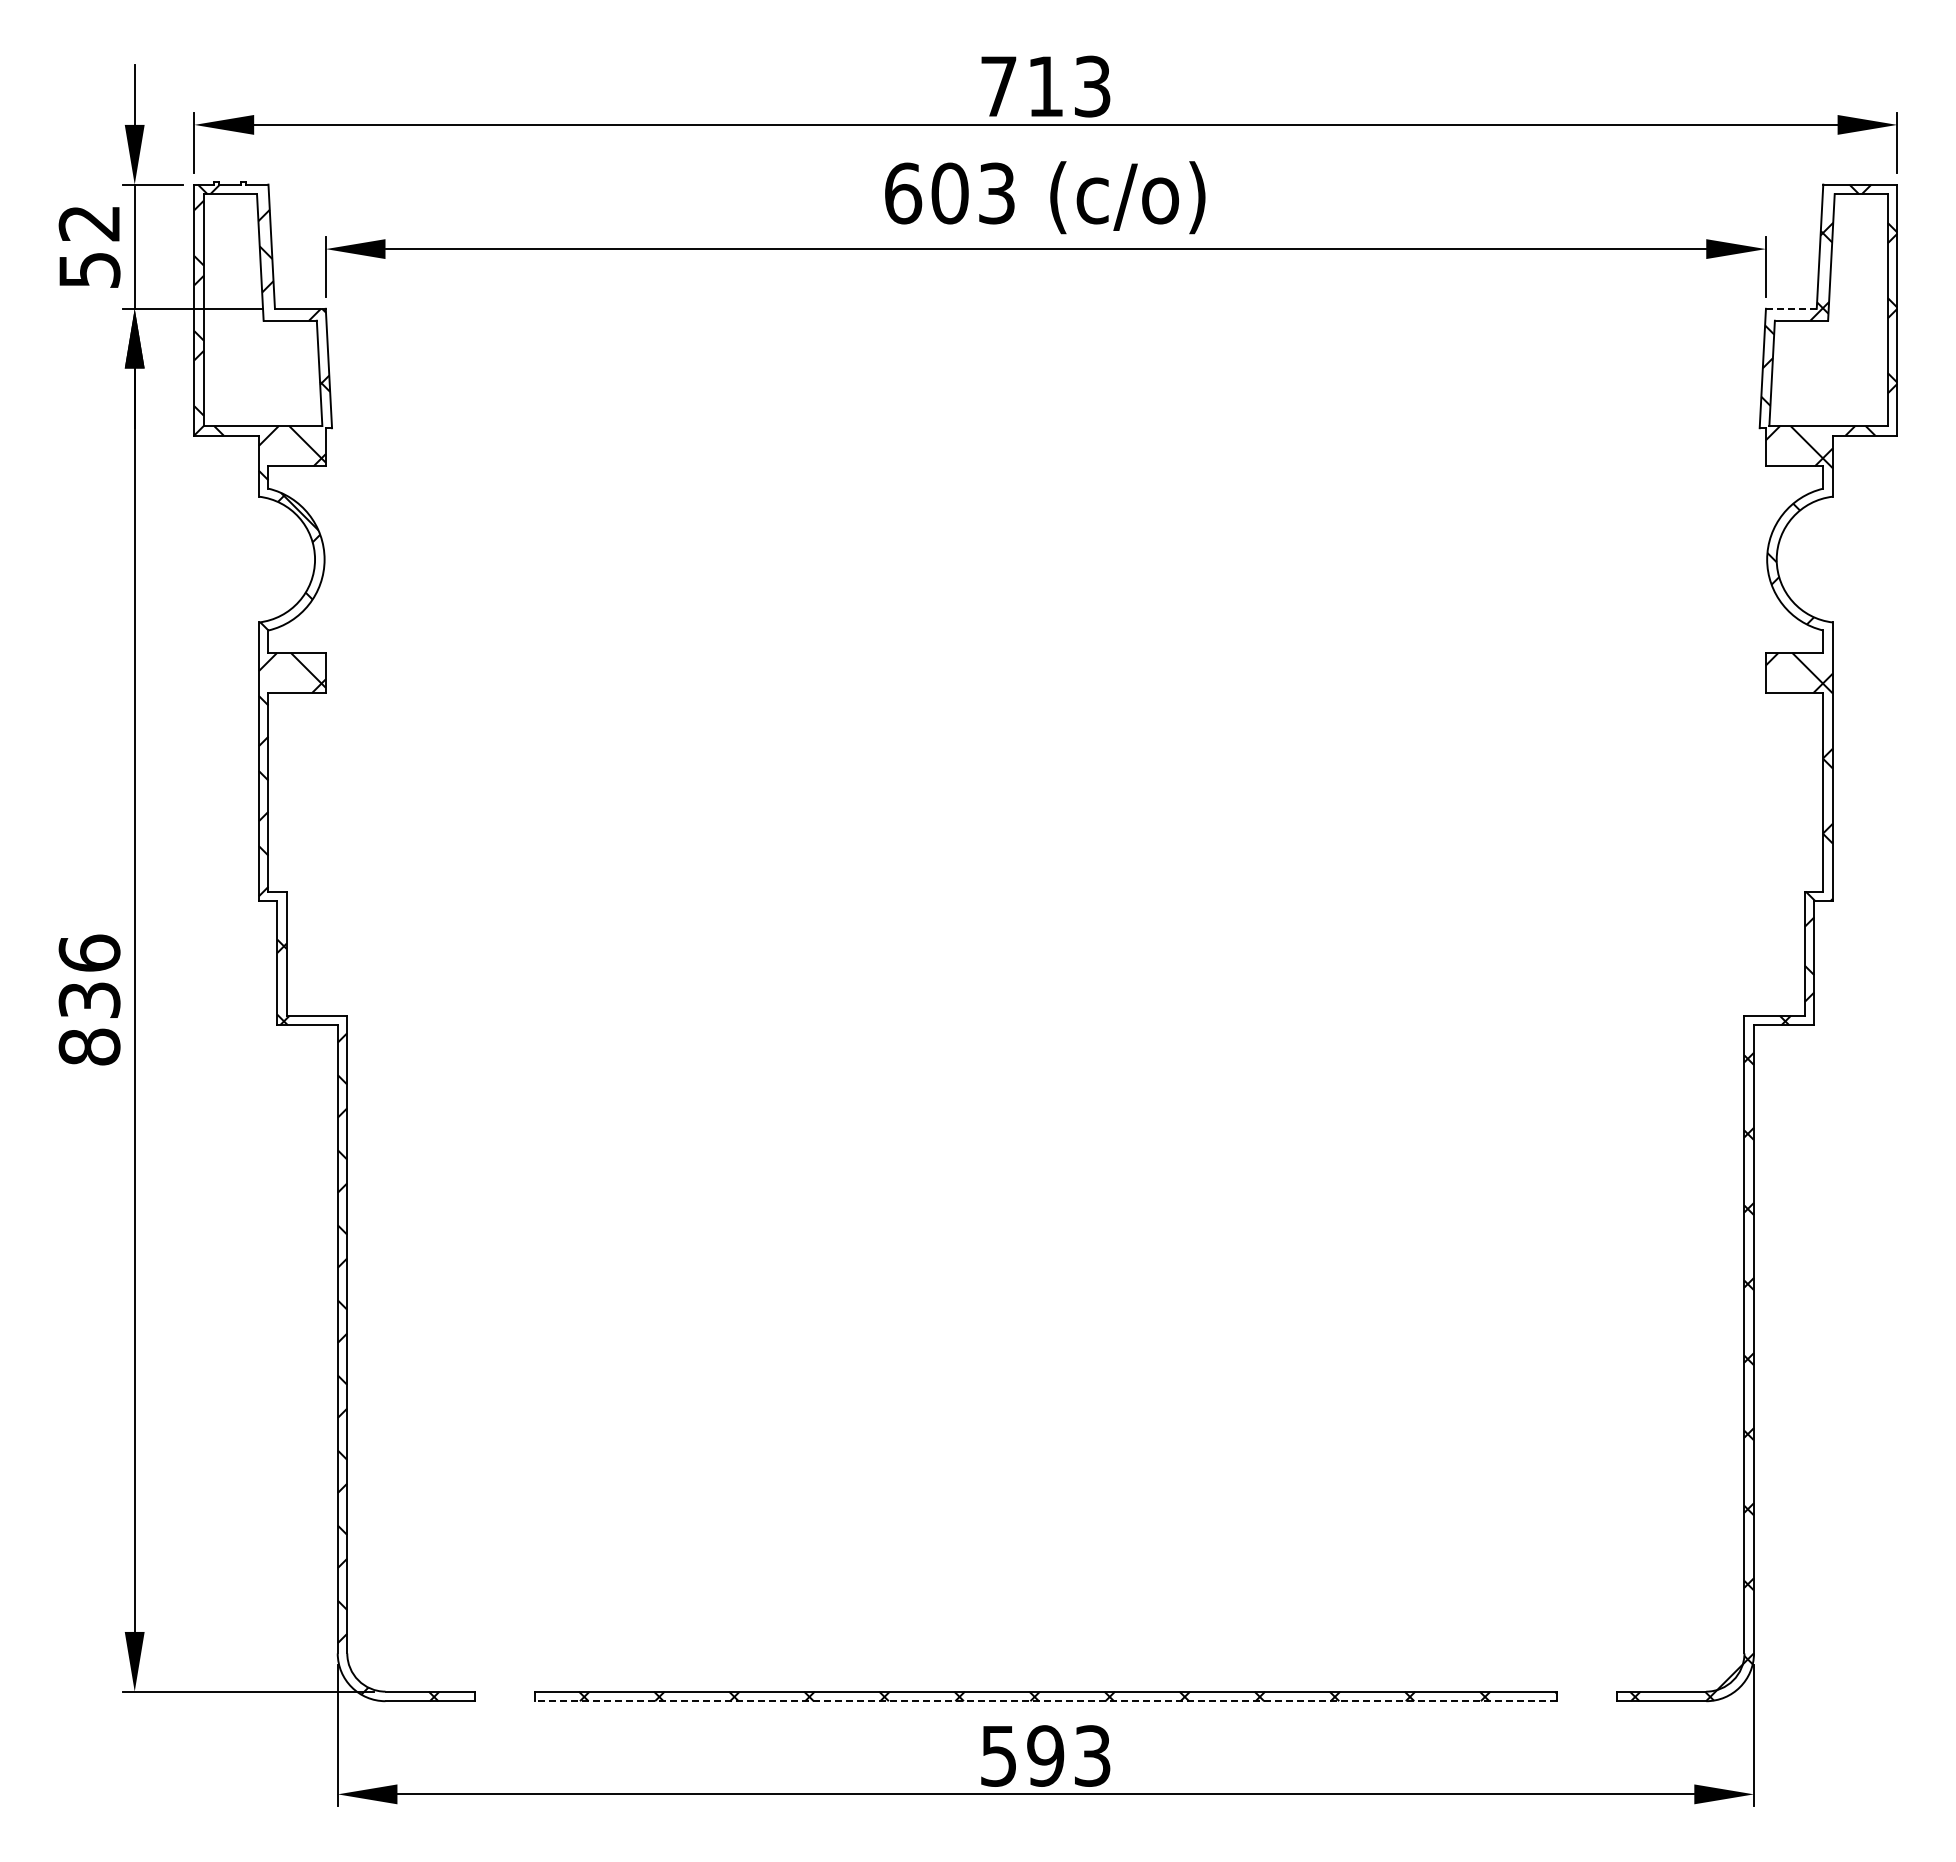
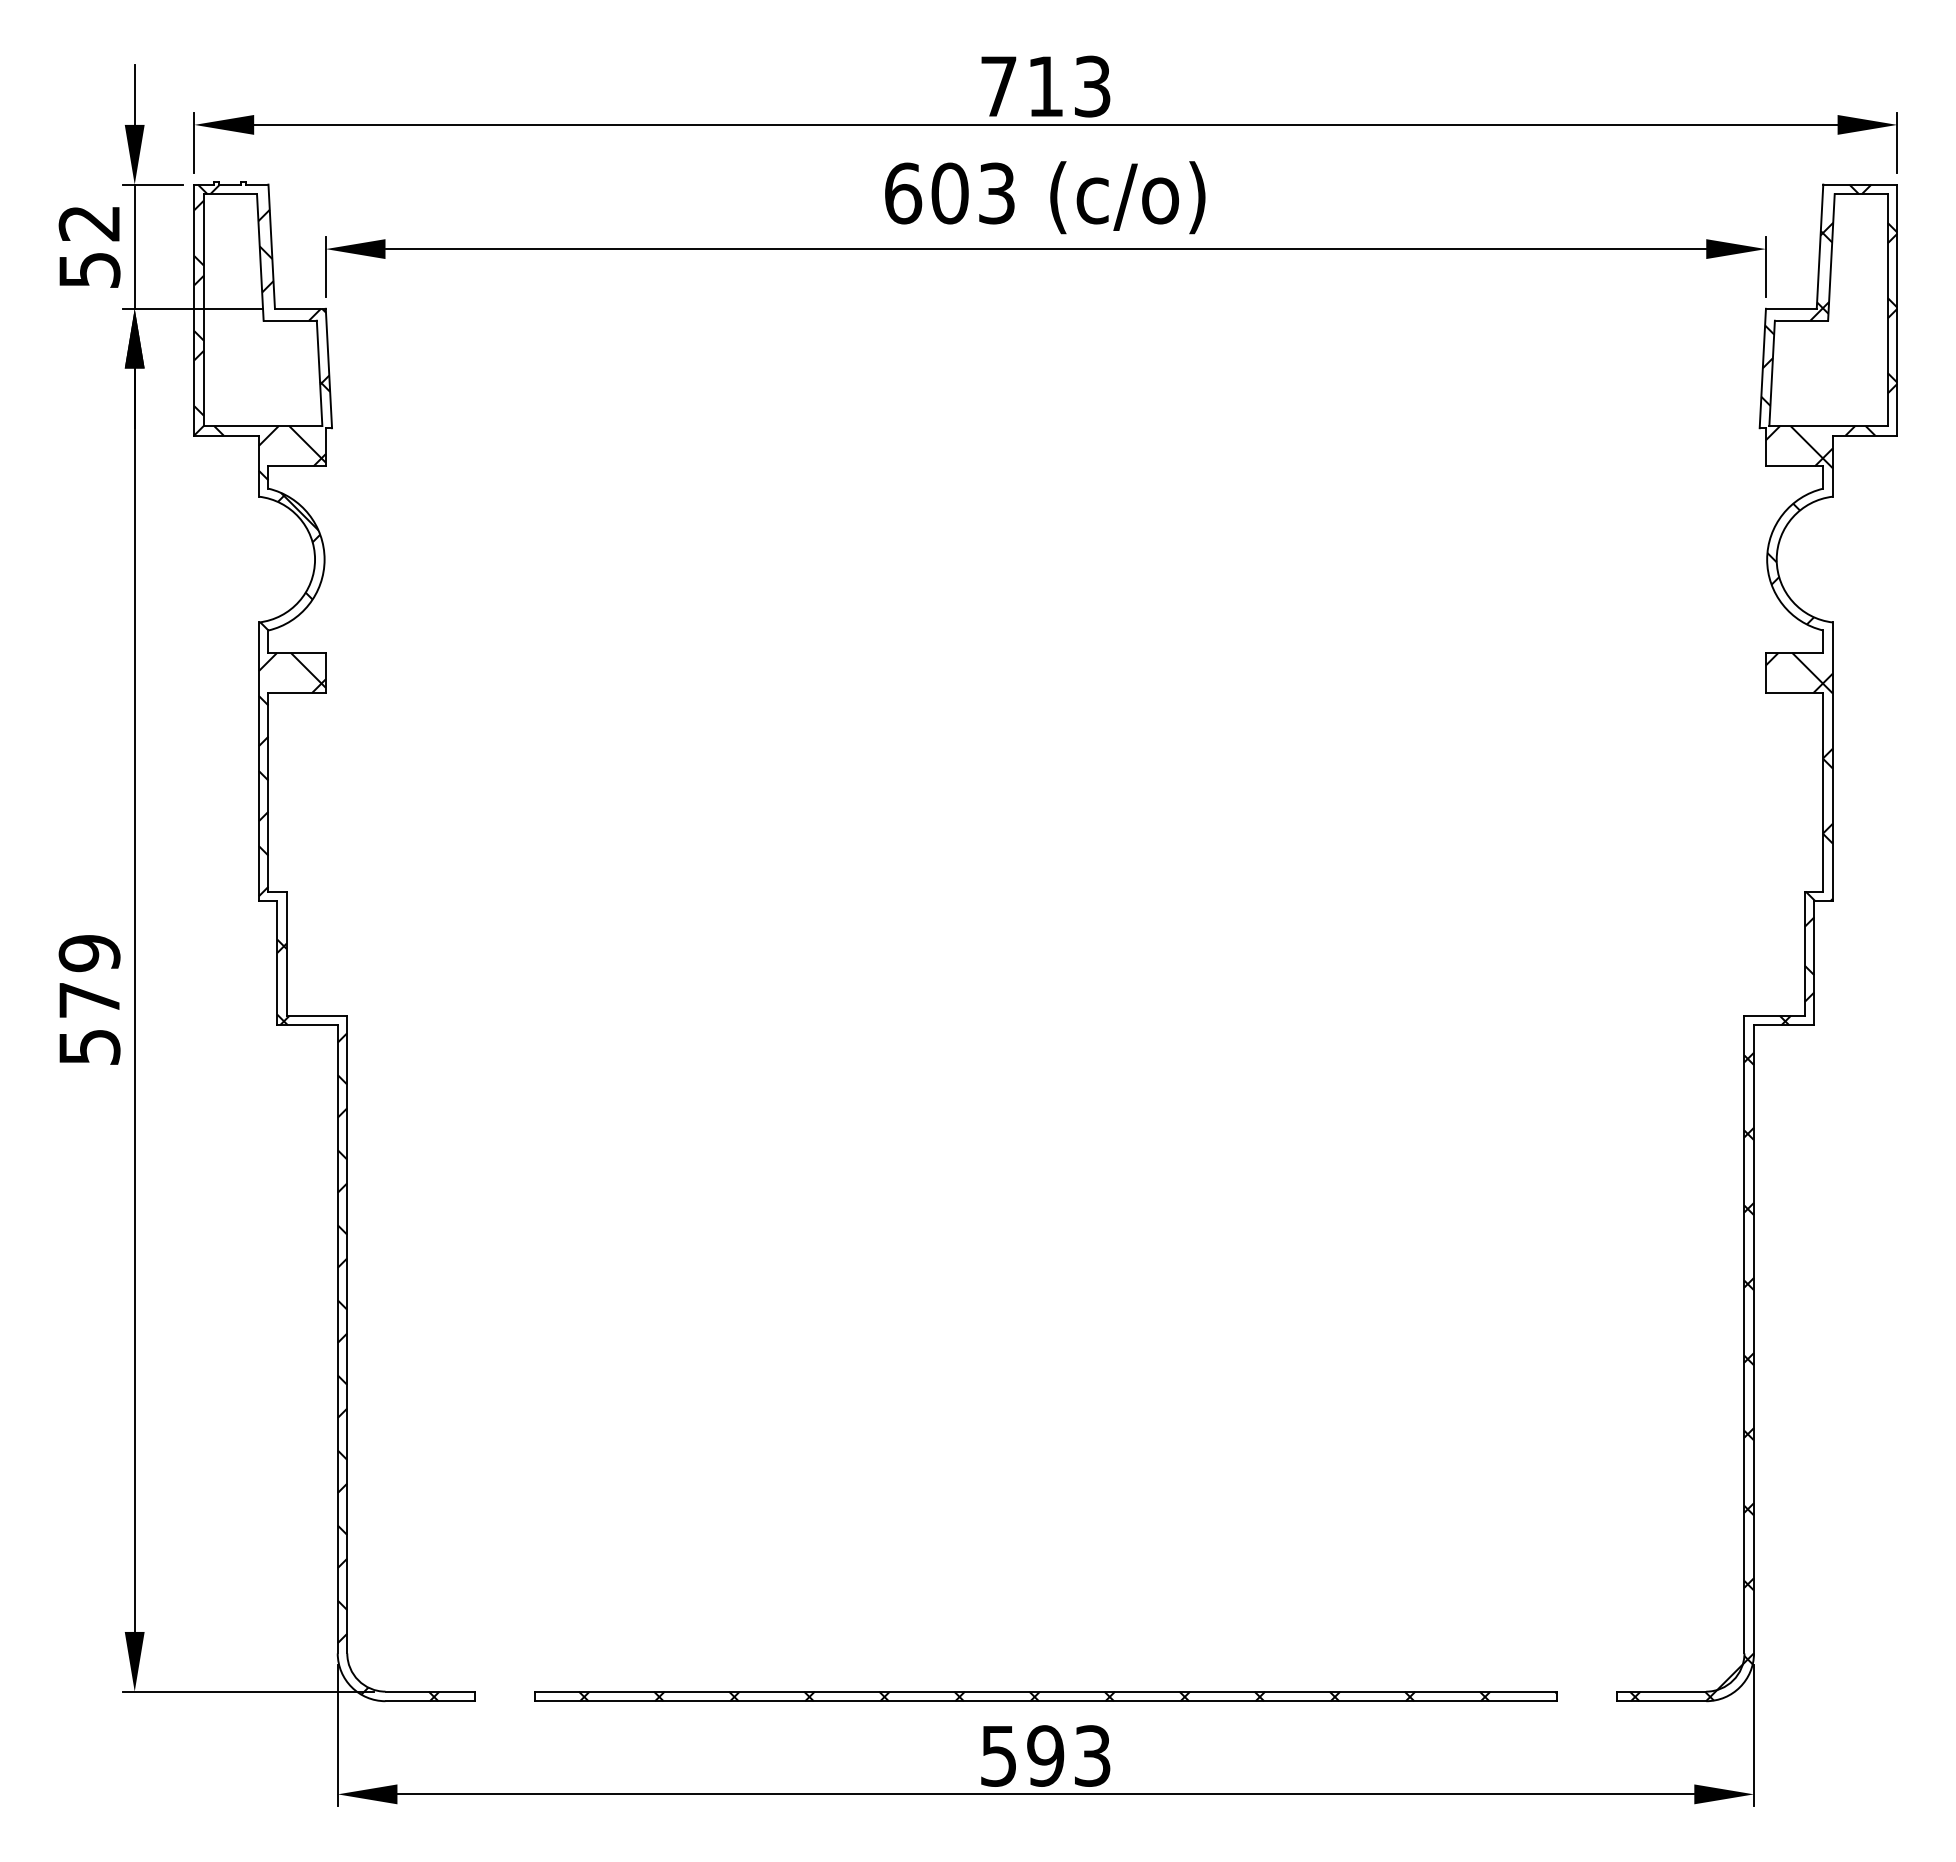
line: dashed -> solid (1790, 308)
text: 836 -> 579 (89, 999)
line: dashed -> solid (1045, 1701)
